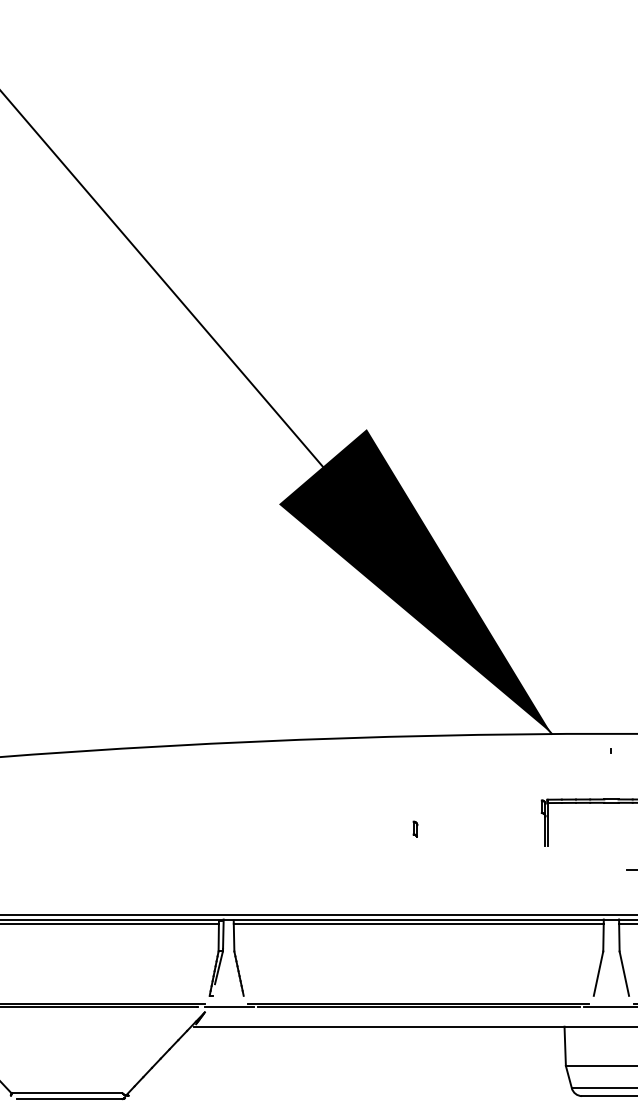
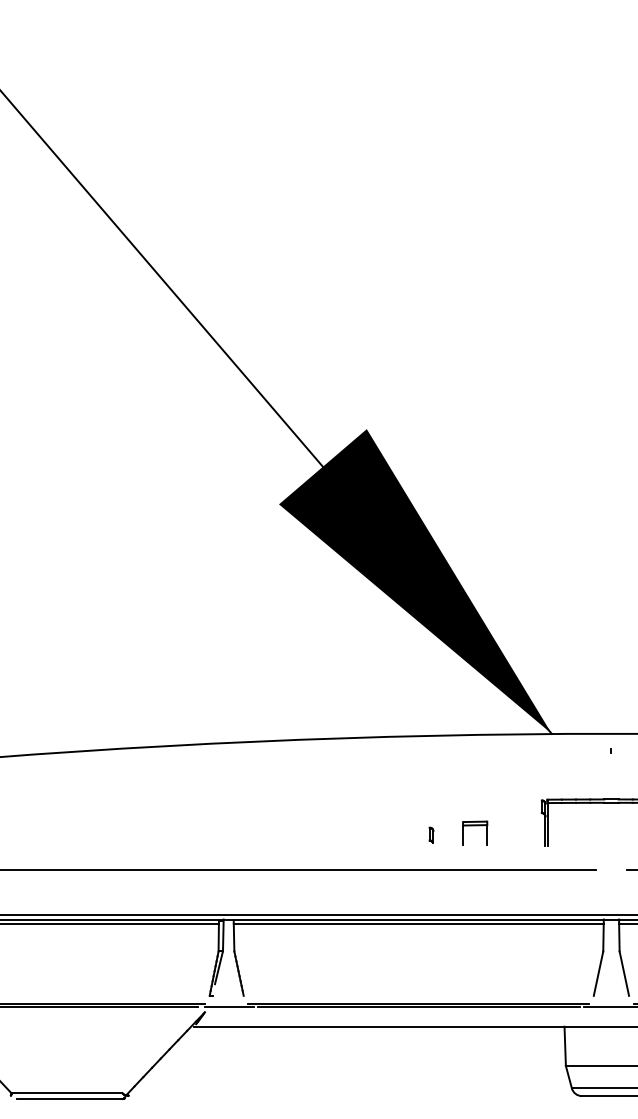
part position: (415, 828) -> (431, 834) (431, 834)
part: none -> present (475, 832)
line: none -> present (298, 869)
